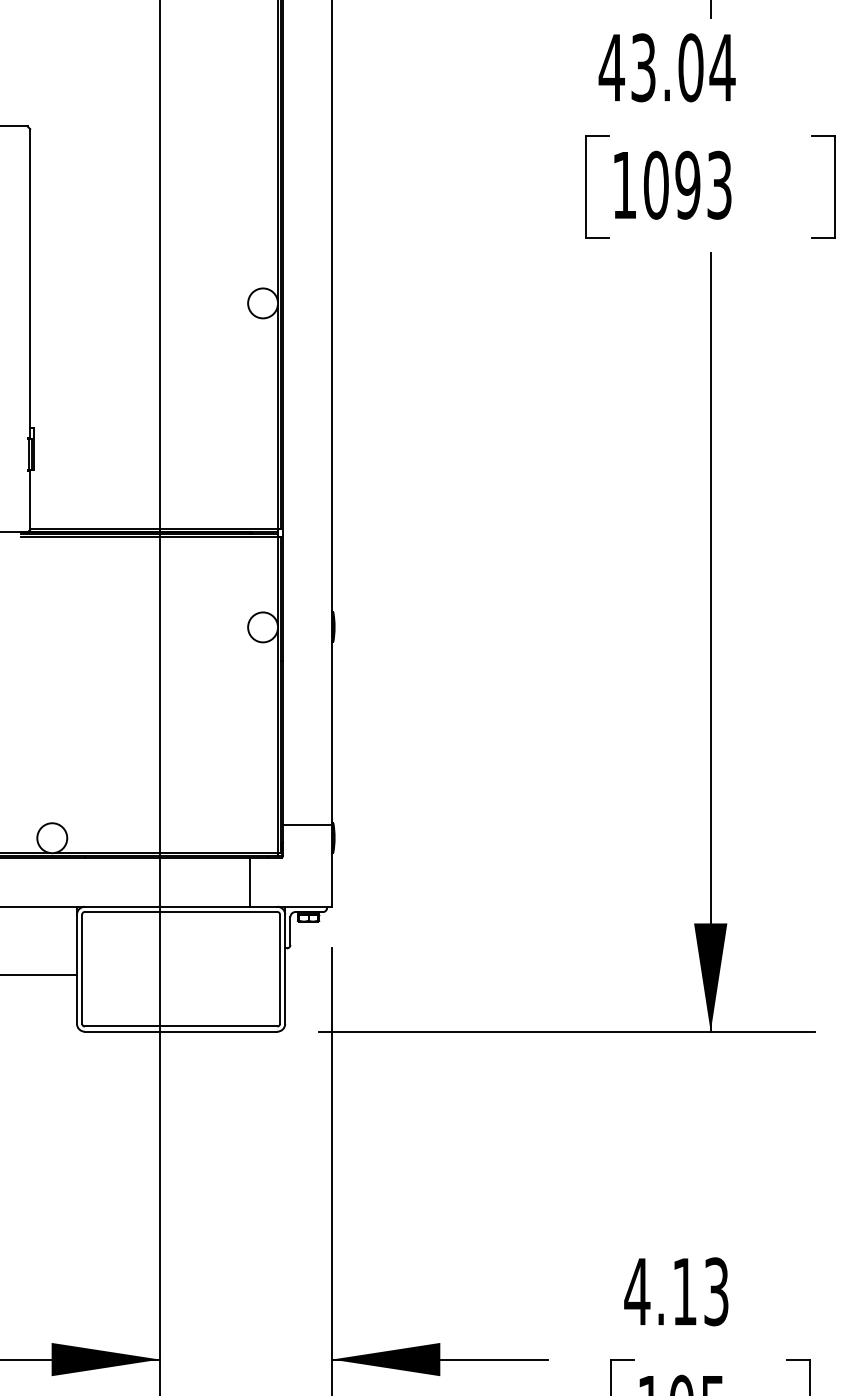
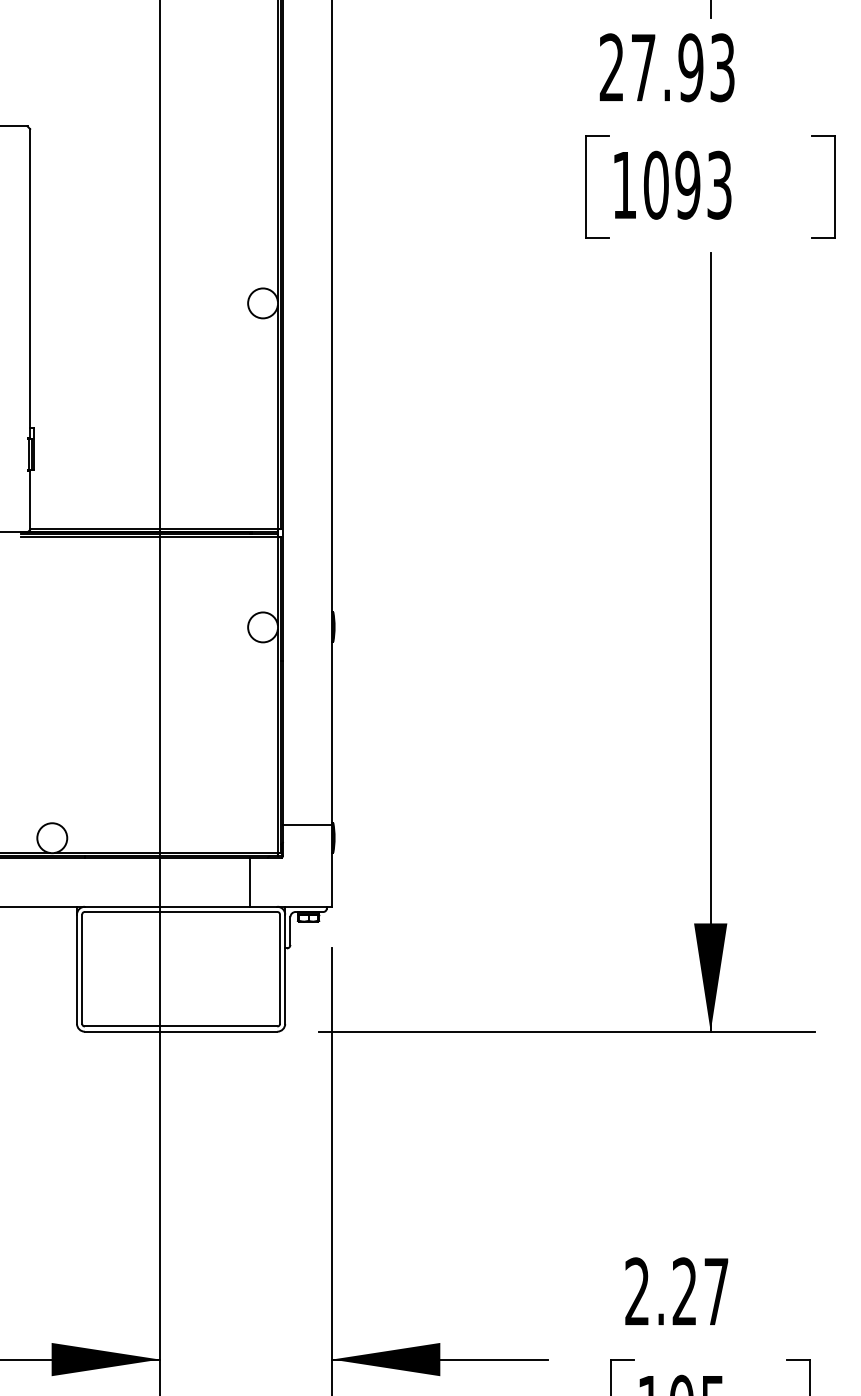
text: 43.04 -> 27.93 (666, 67)
line: present -> none (39, 975)
text: 4.13 -> 2.27 (676, 1291)
